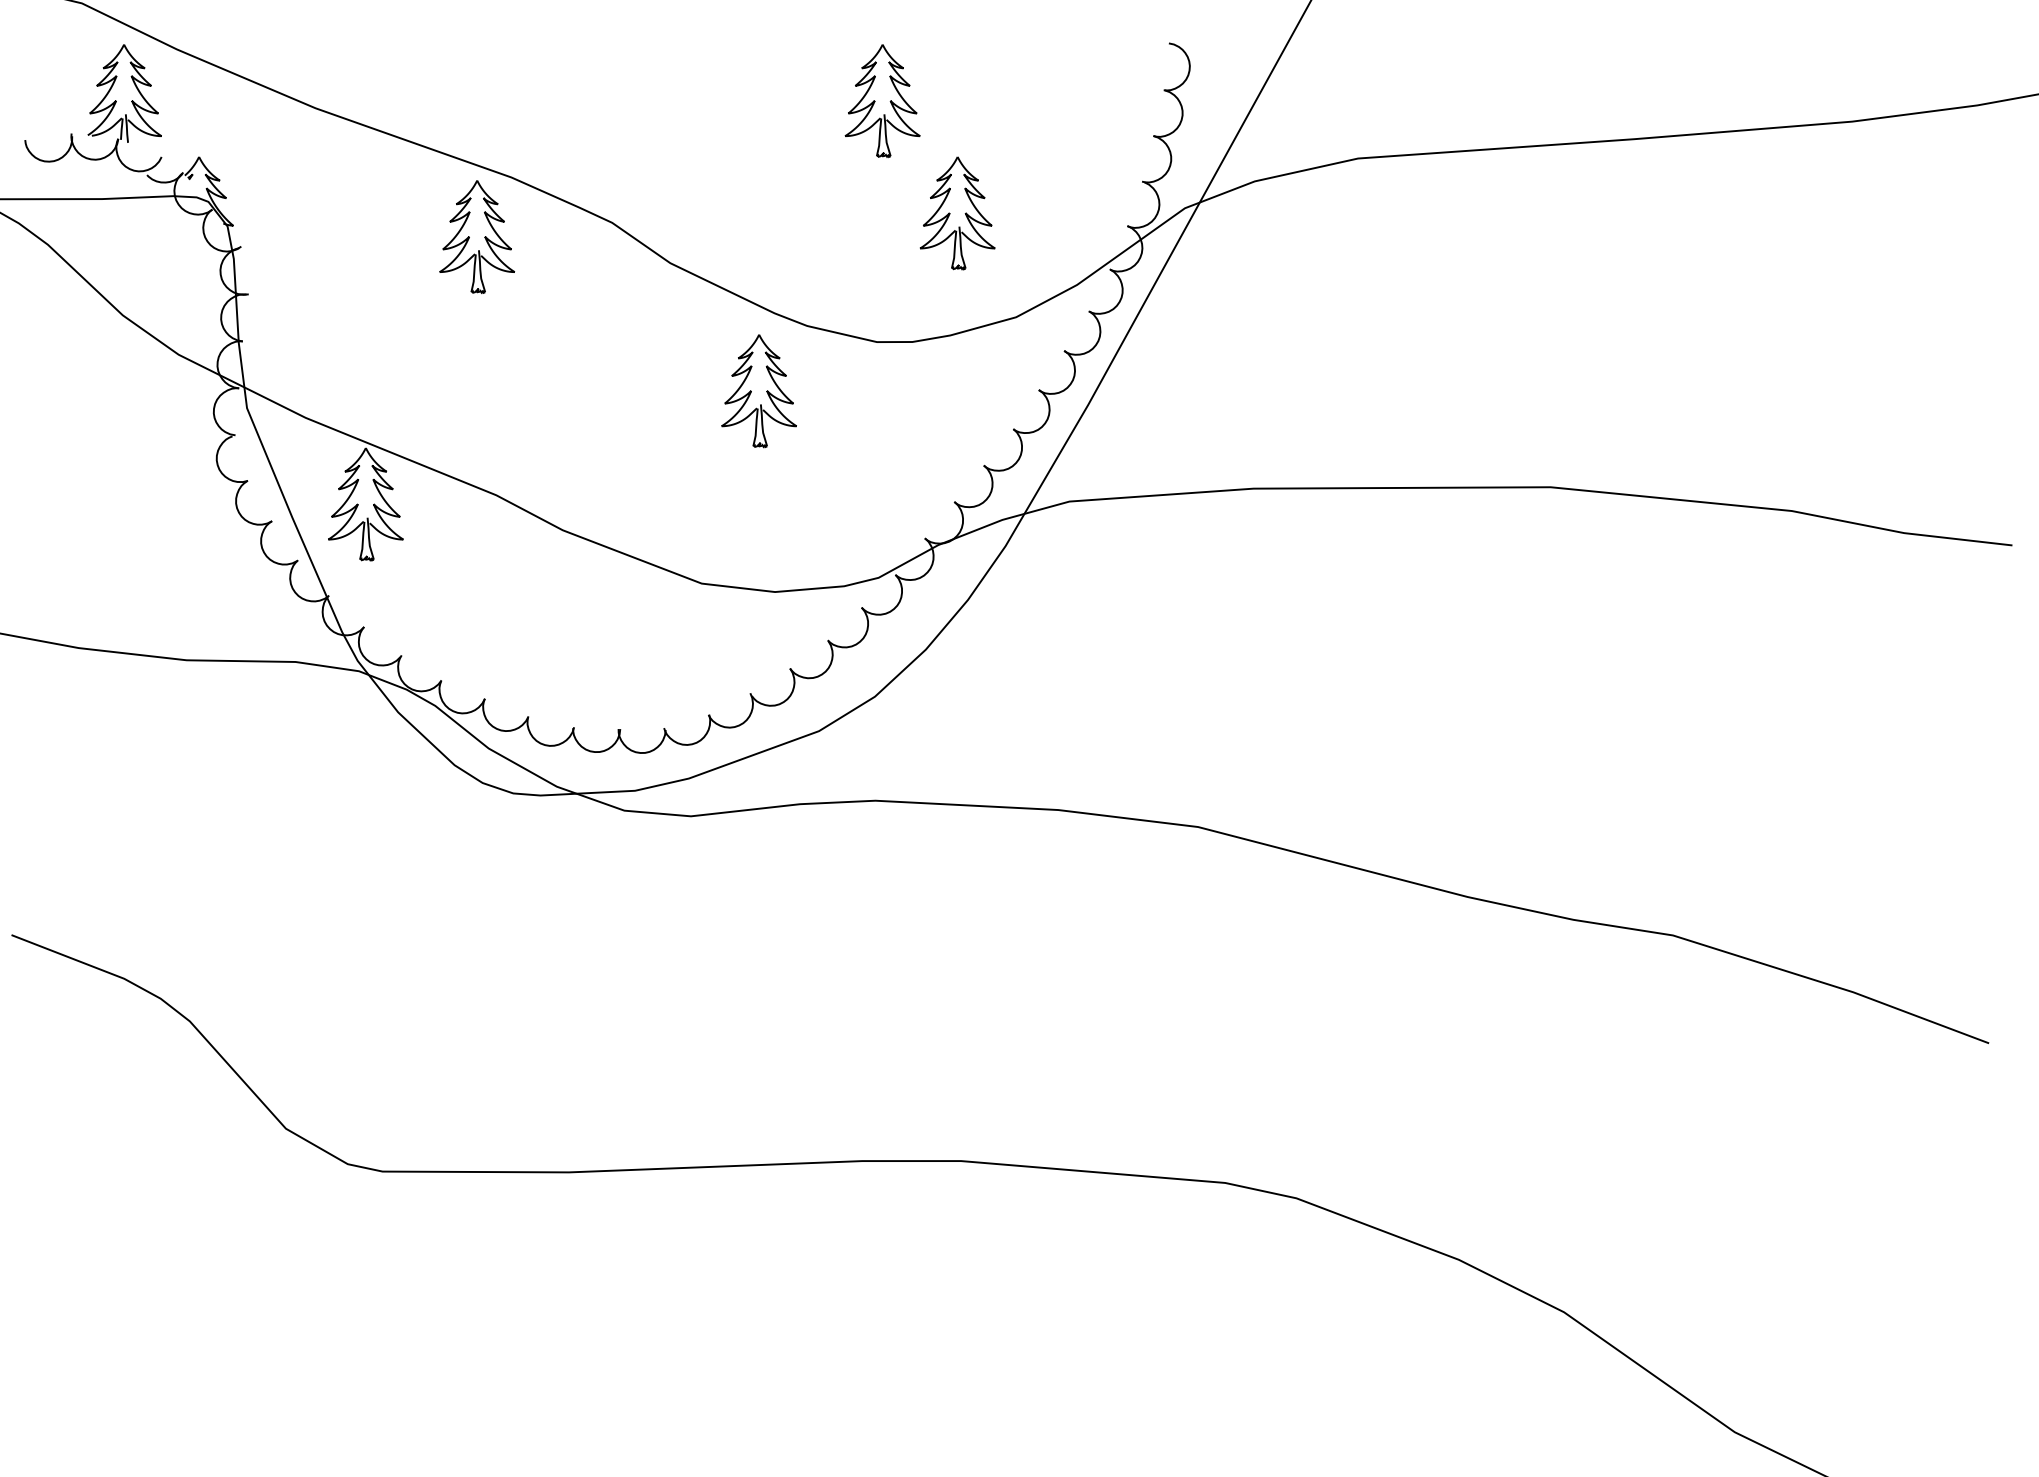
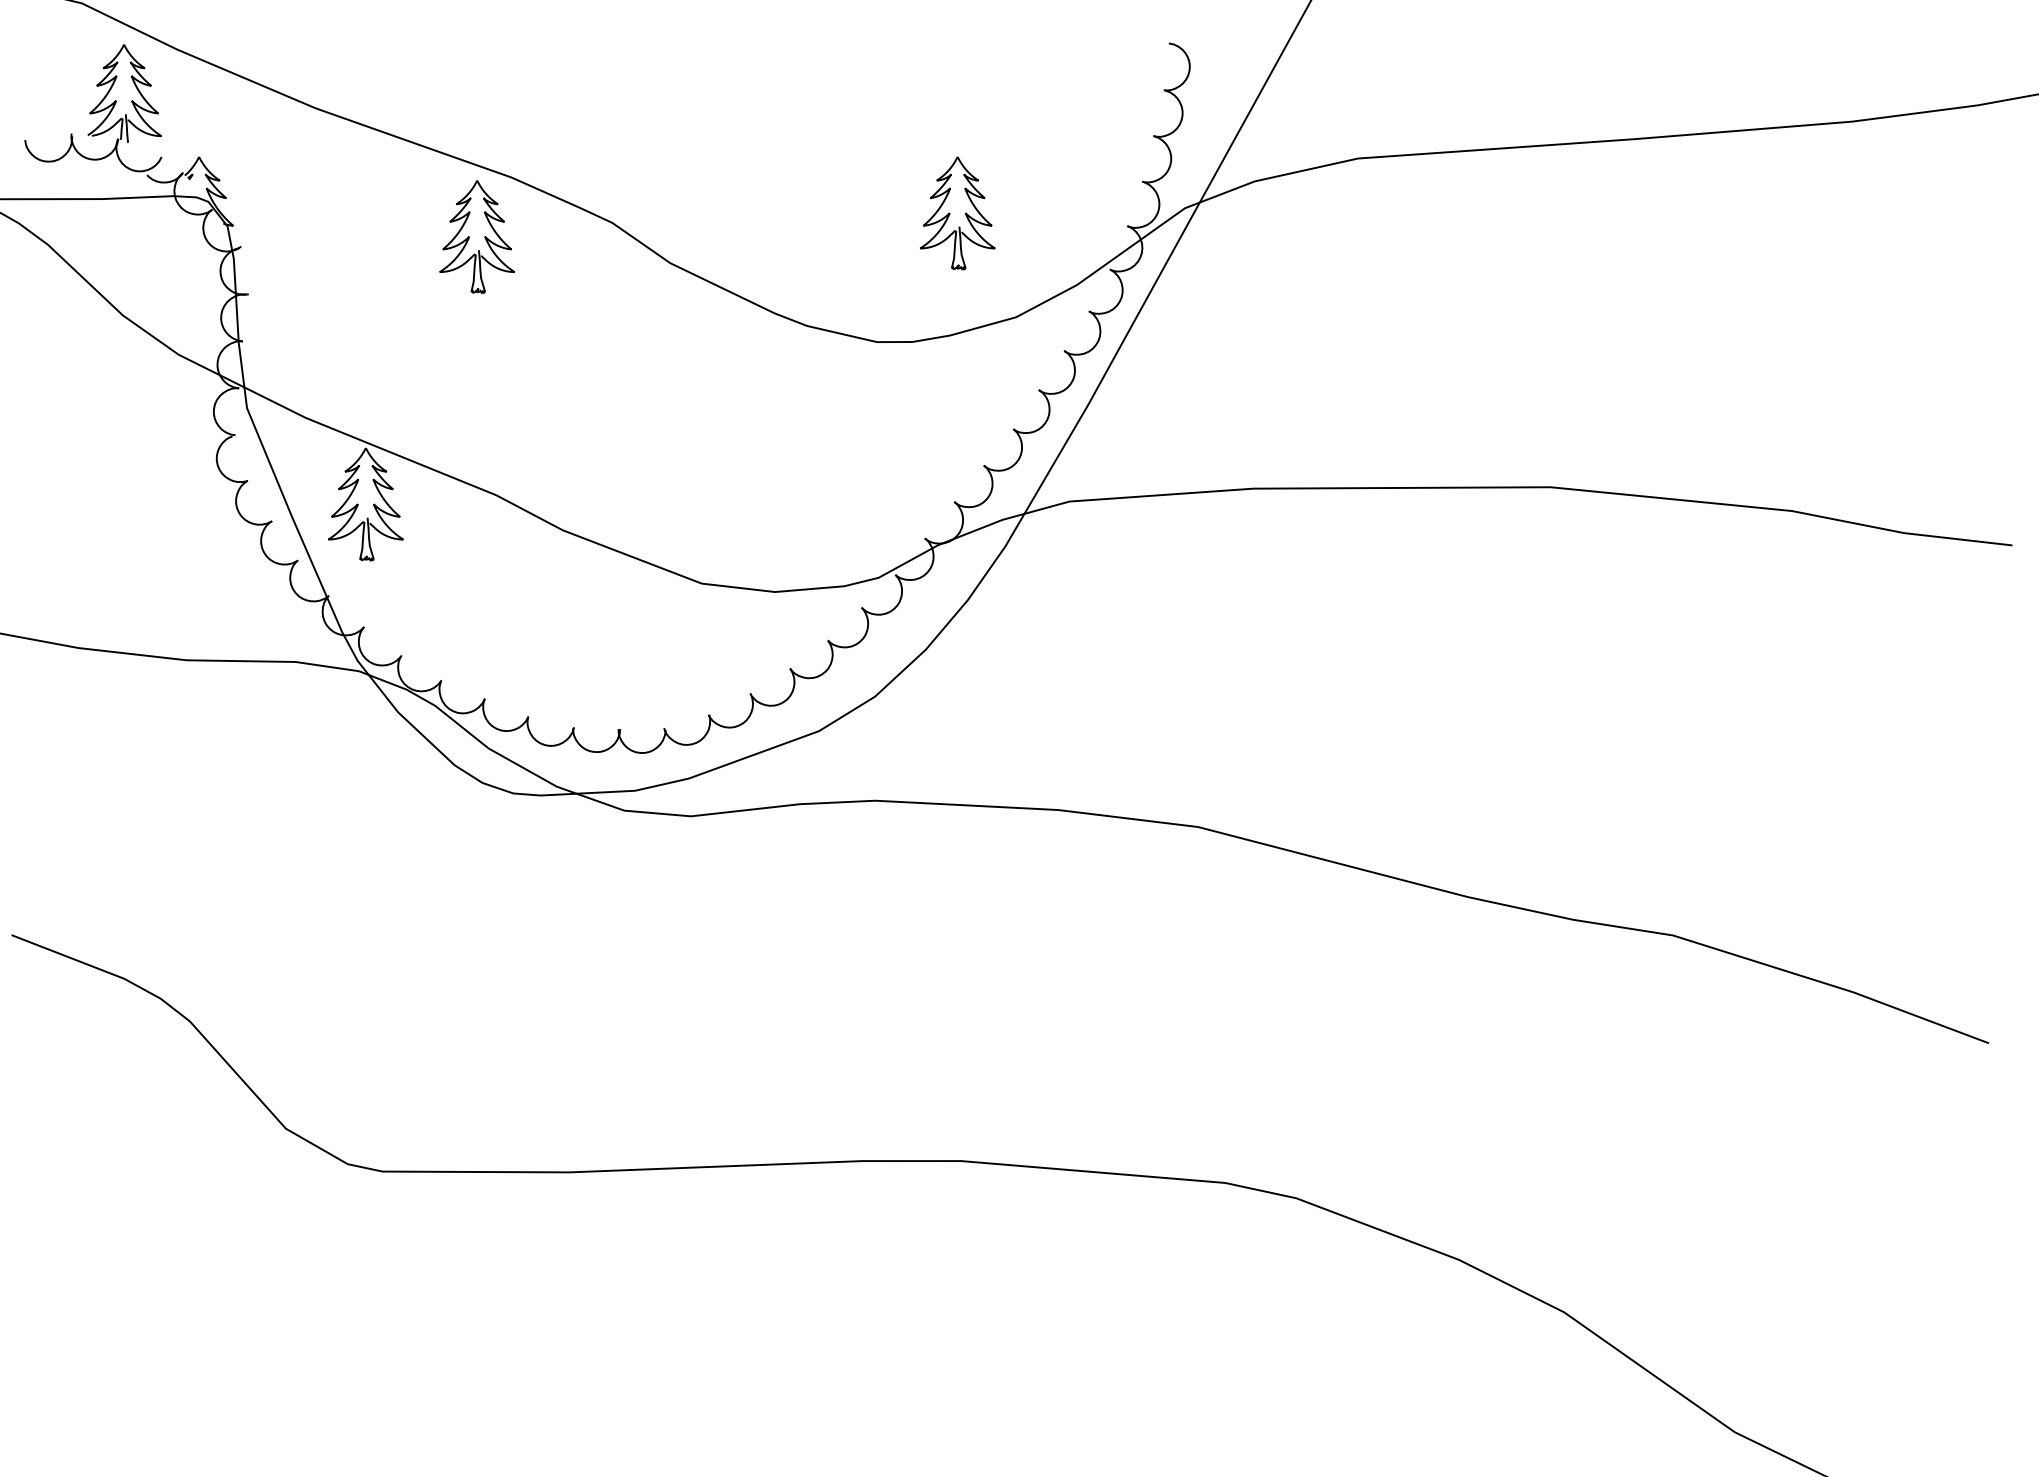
part: present -> none (882, 101)
part: present -> none (758, 391)
